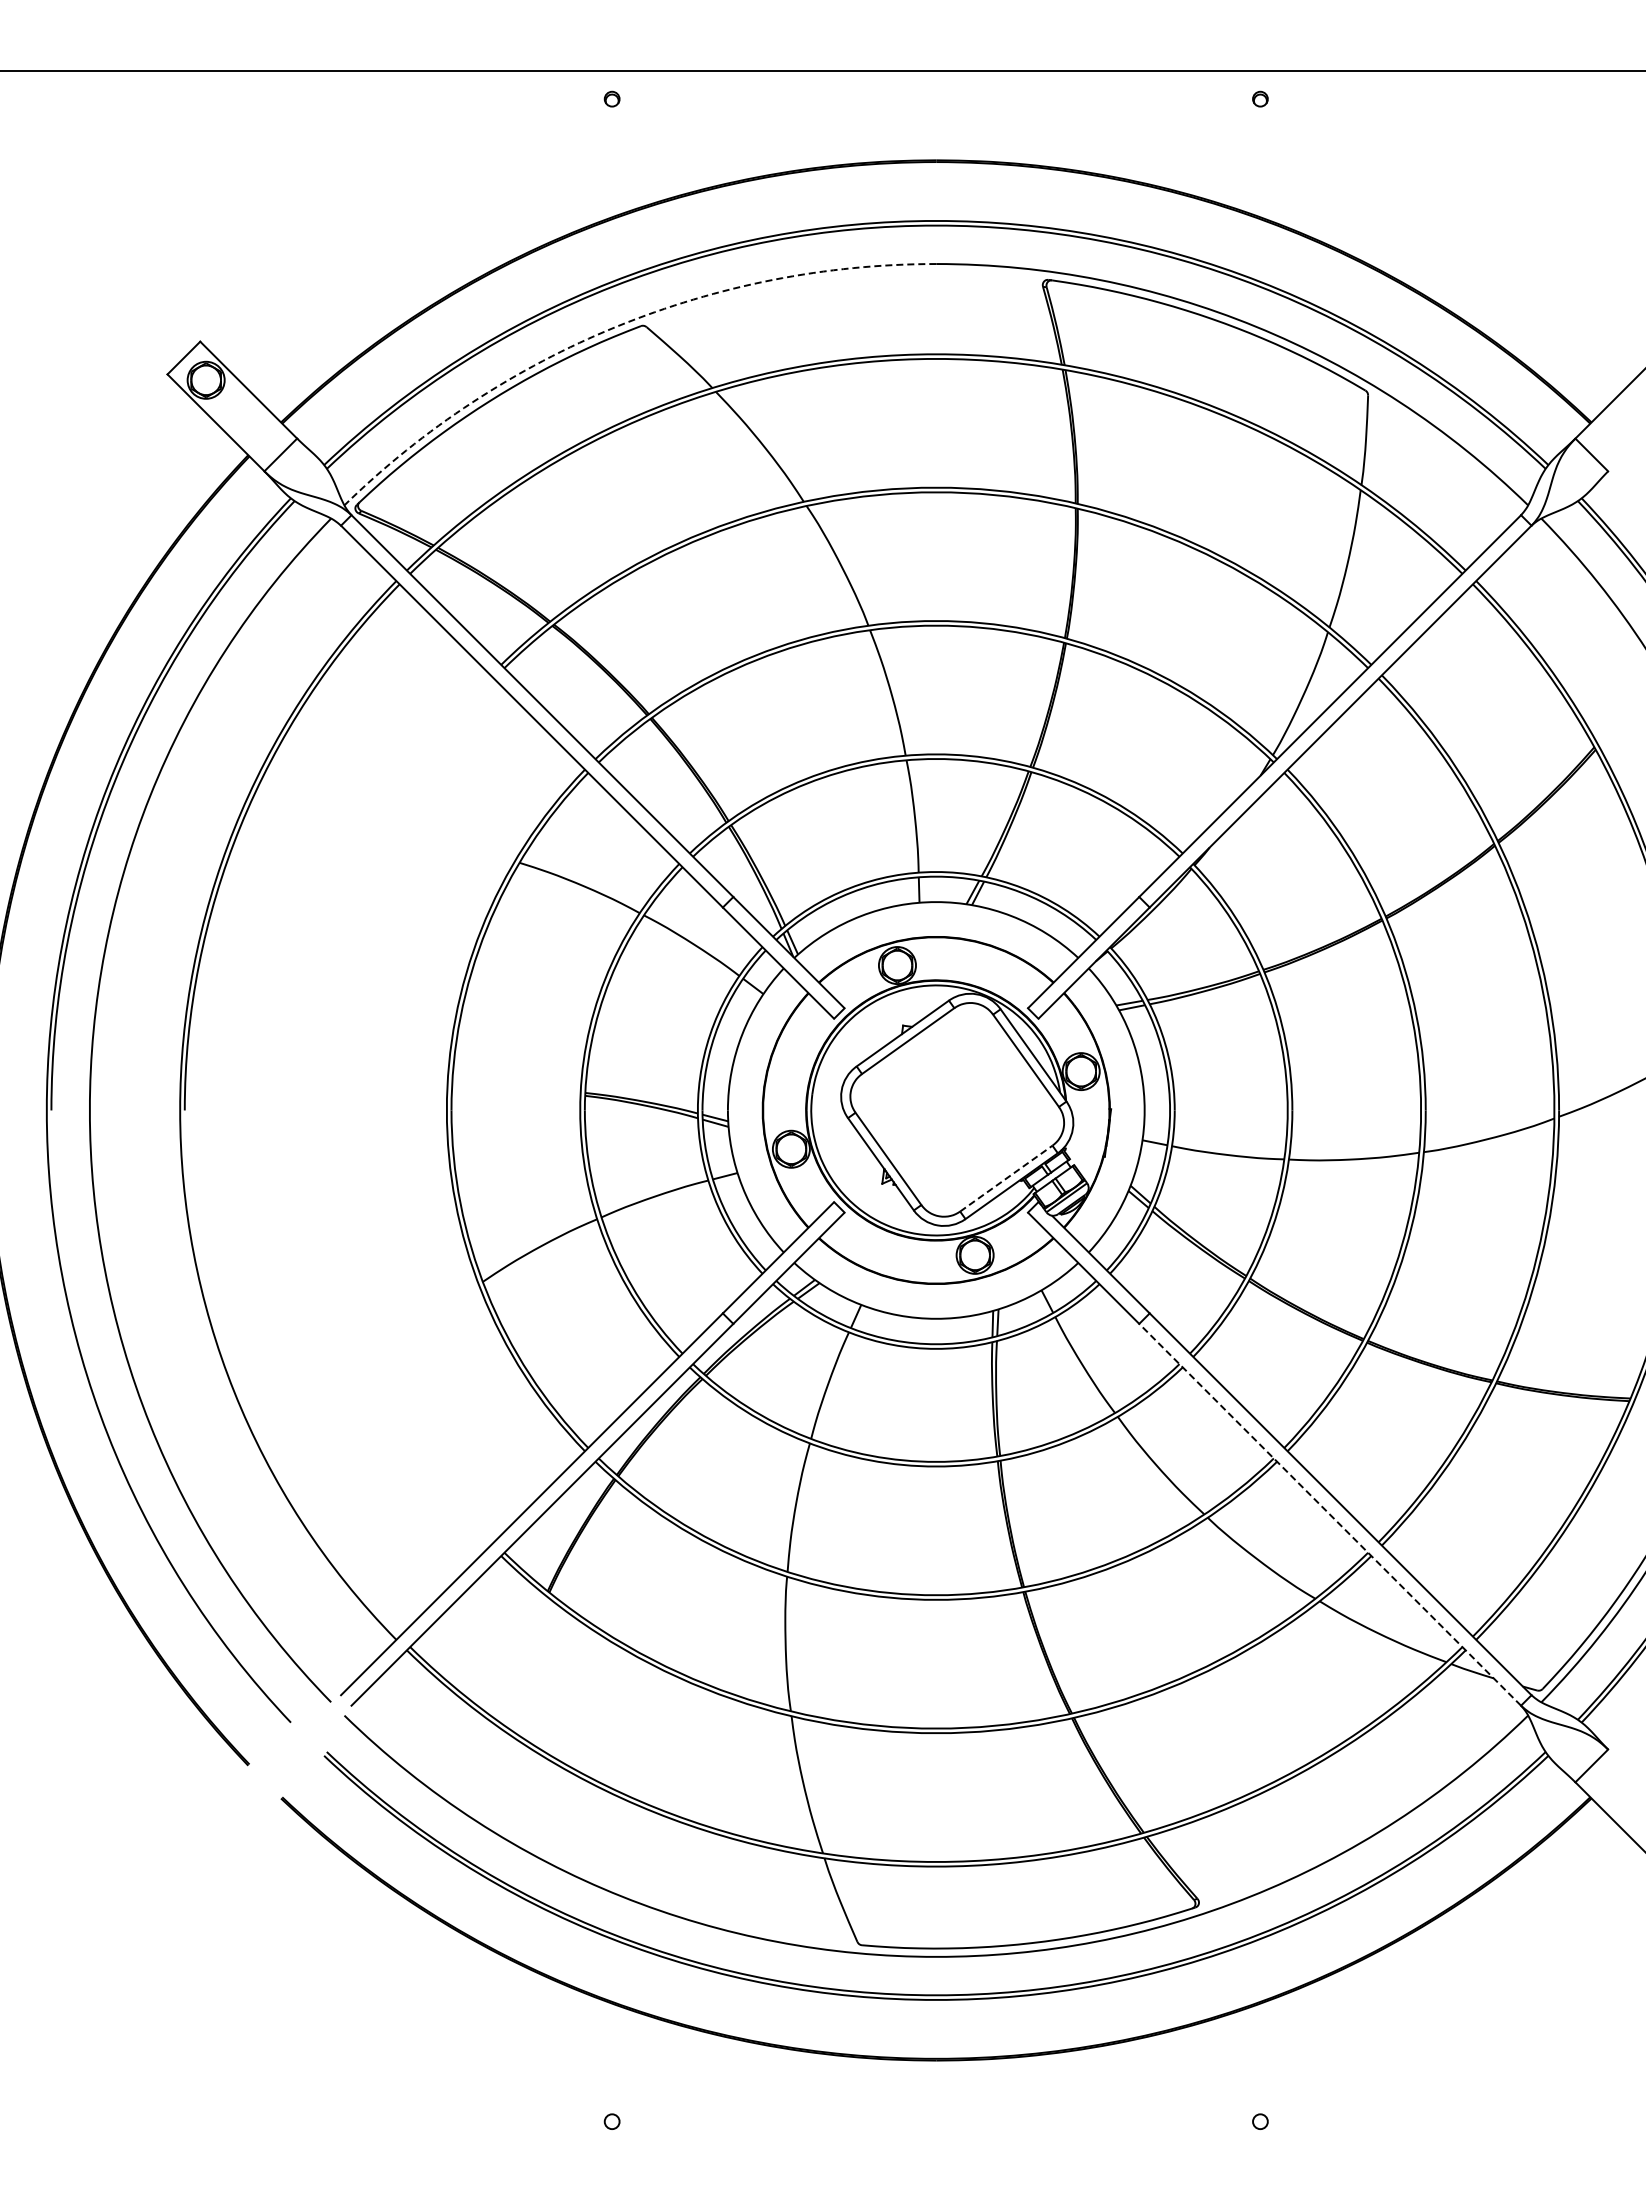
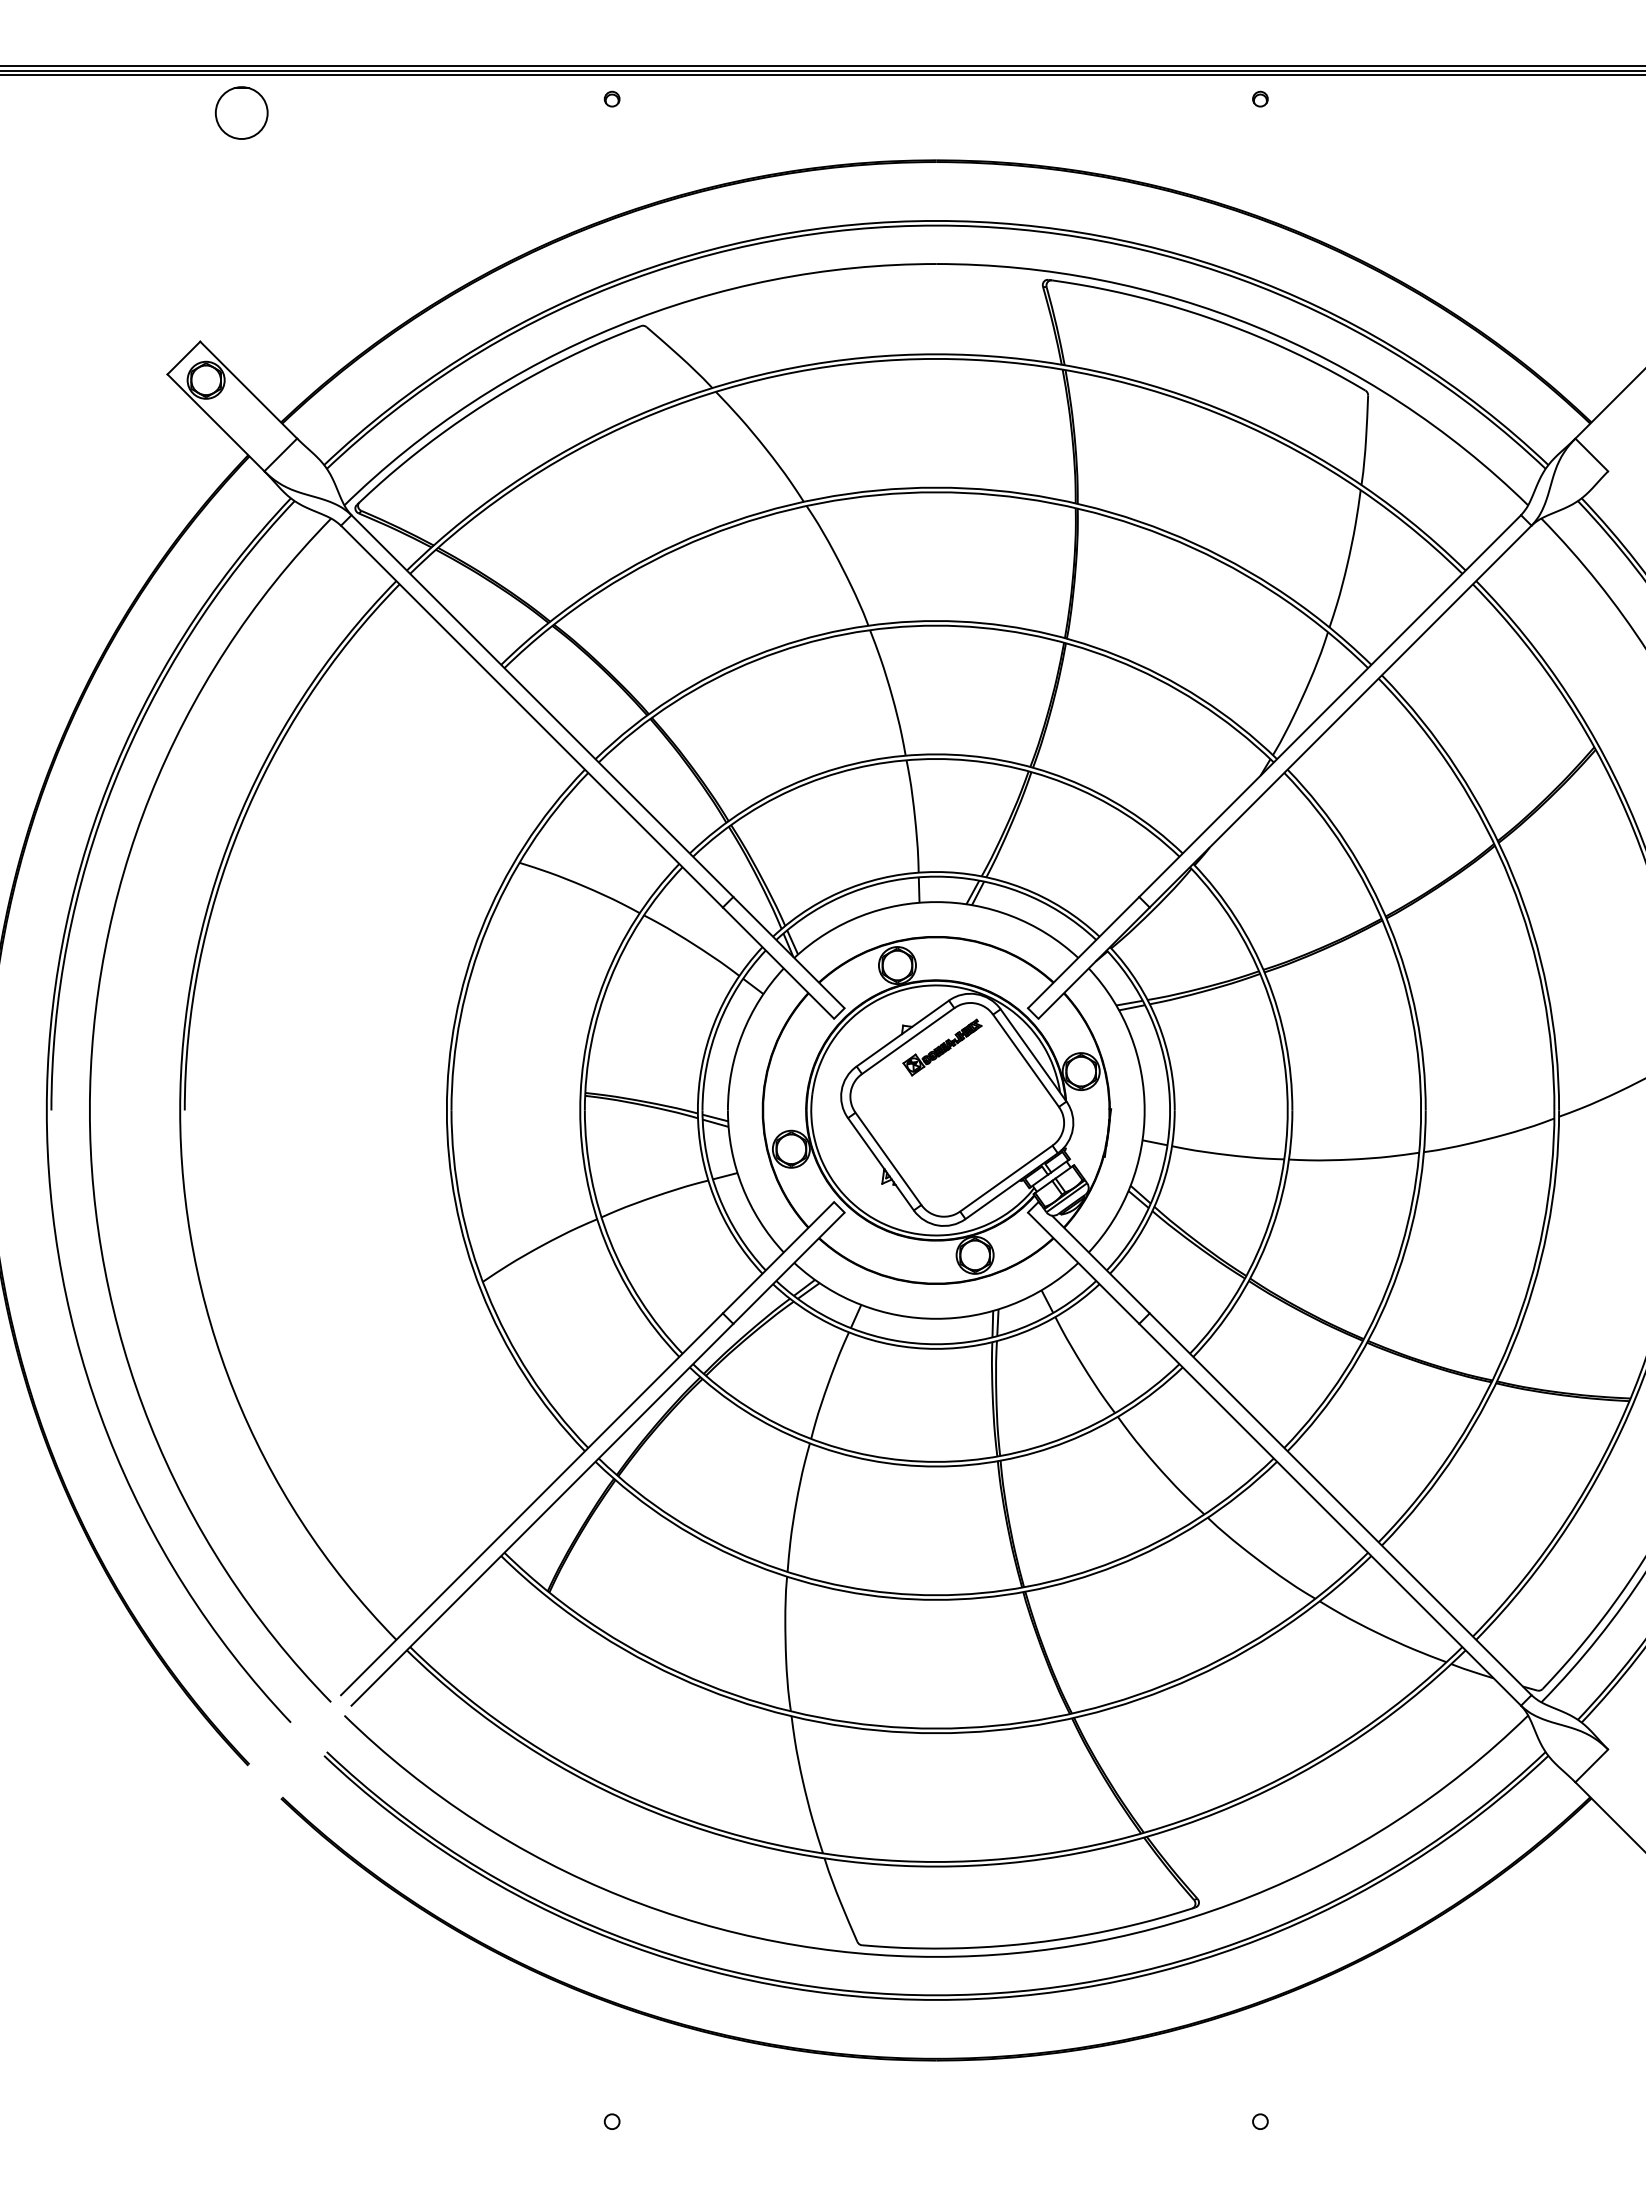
line: none -> present (822, 65)
line: none -> present (822, 75)
part: none -> present (241, 112)
arc: dashed -> solid (616, 326)
part: none -> present (942, 1047)
line: dashed -> solid (1006, 1178)
line: dashed -> solid (1330, 1514)
